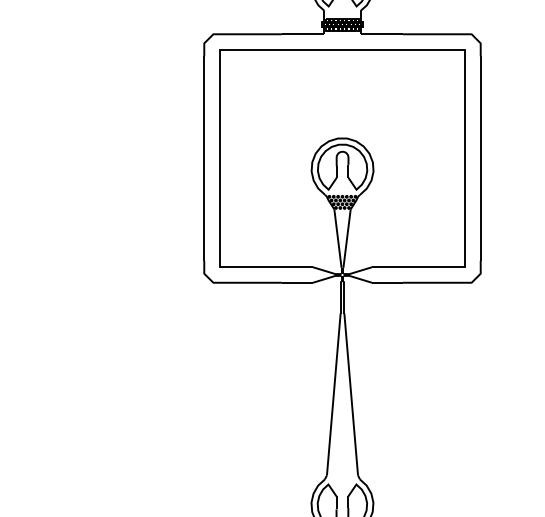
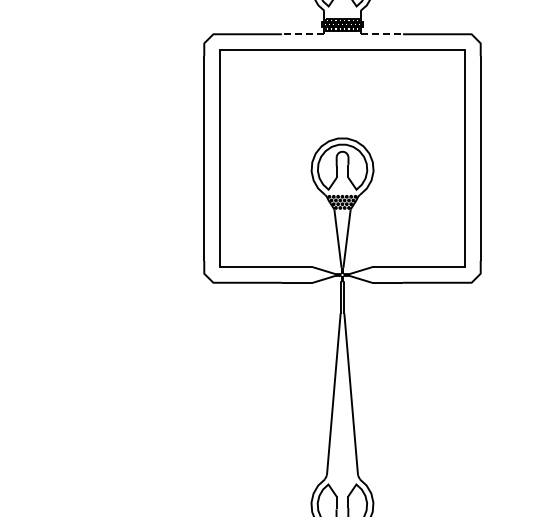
line: solid -> dashed (302, 34)
line: solid -> dashed (382, 34)
